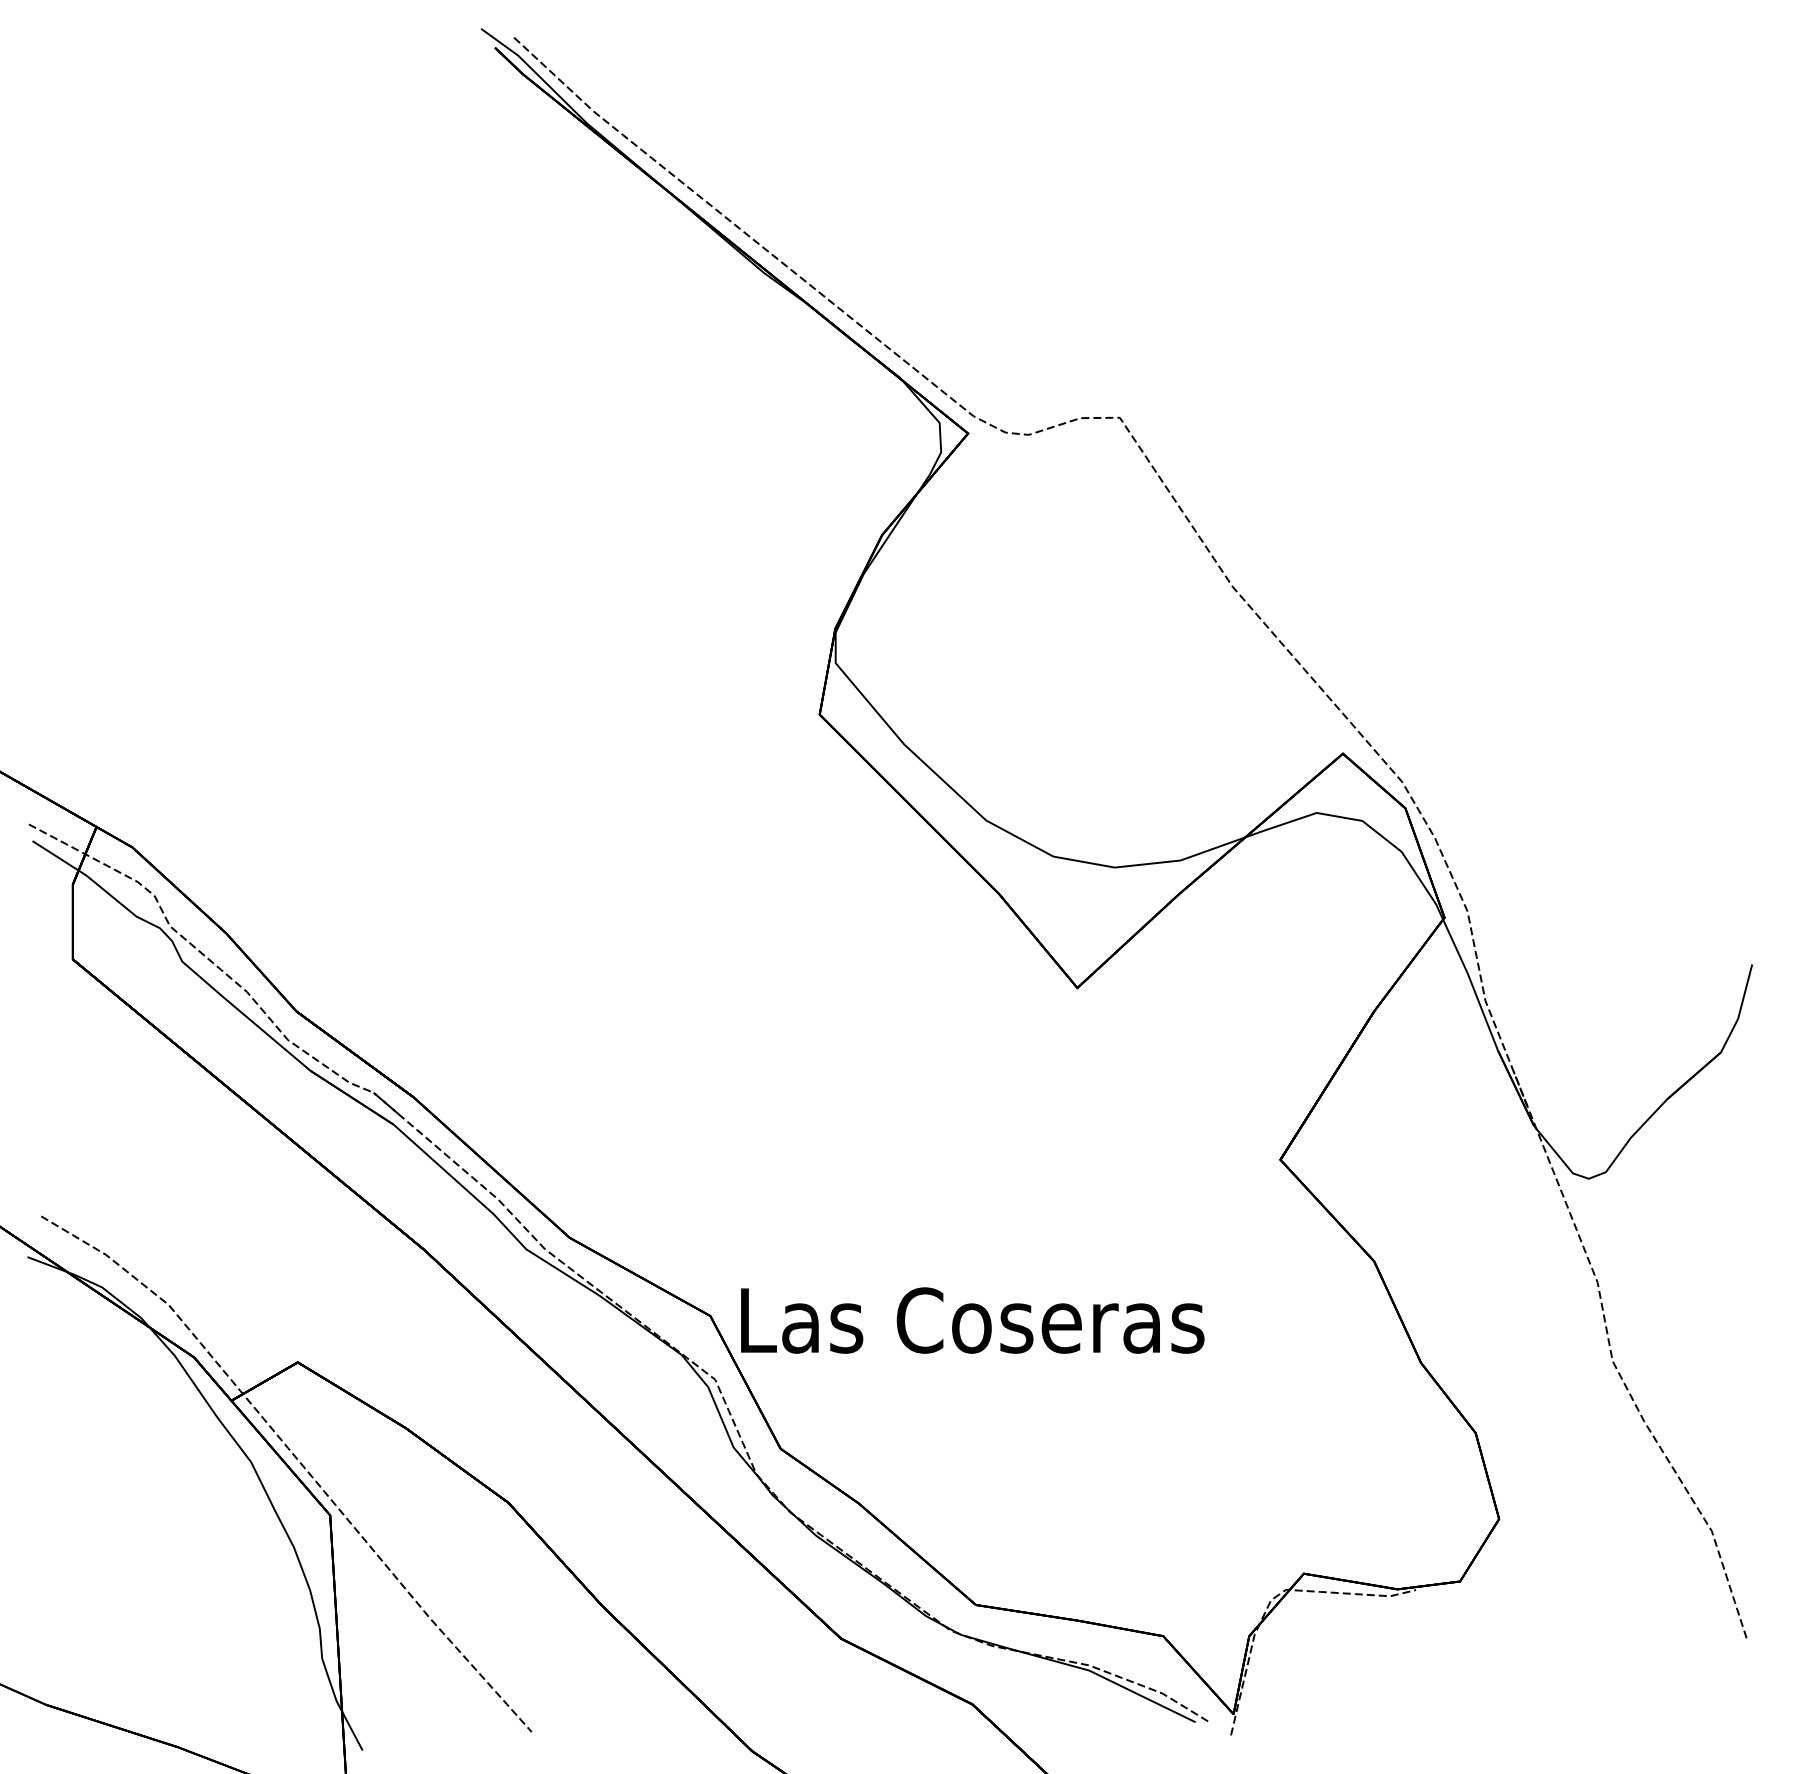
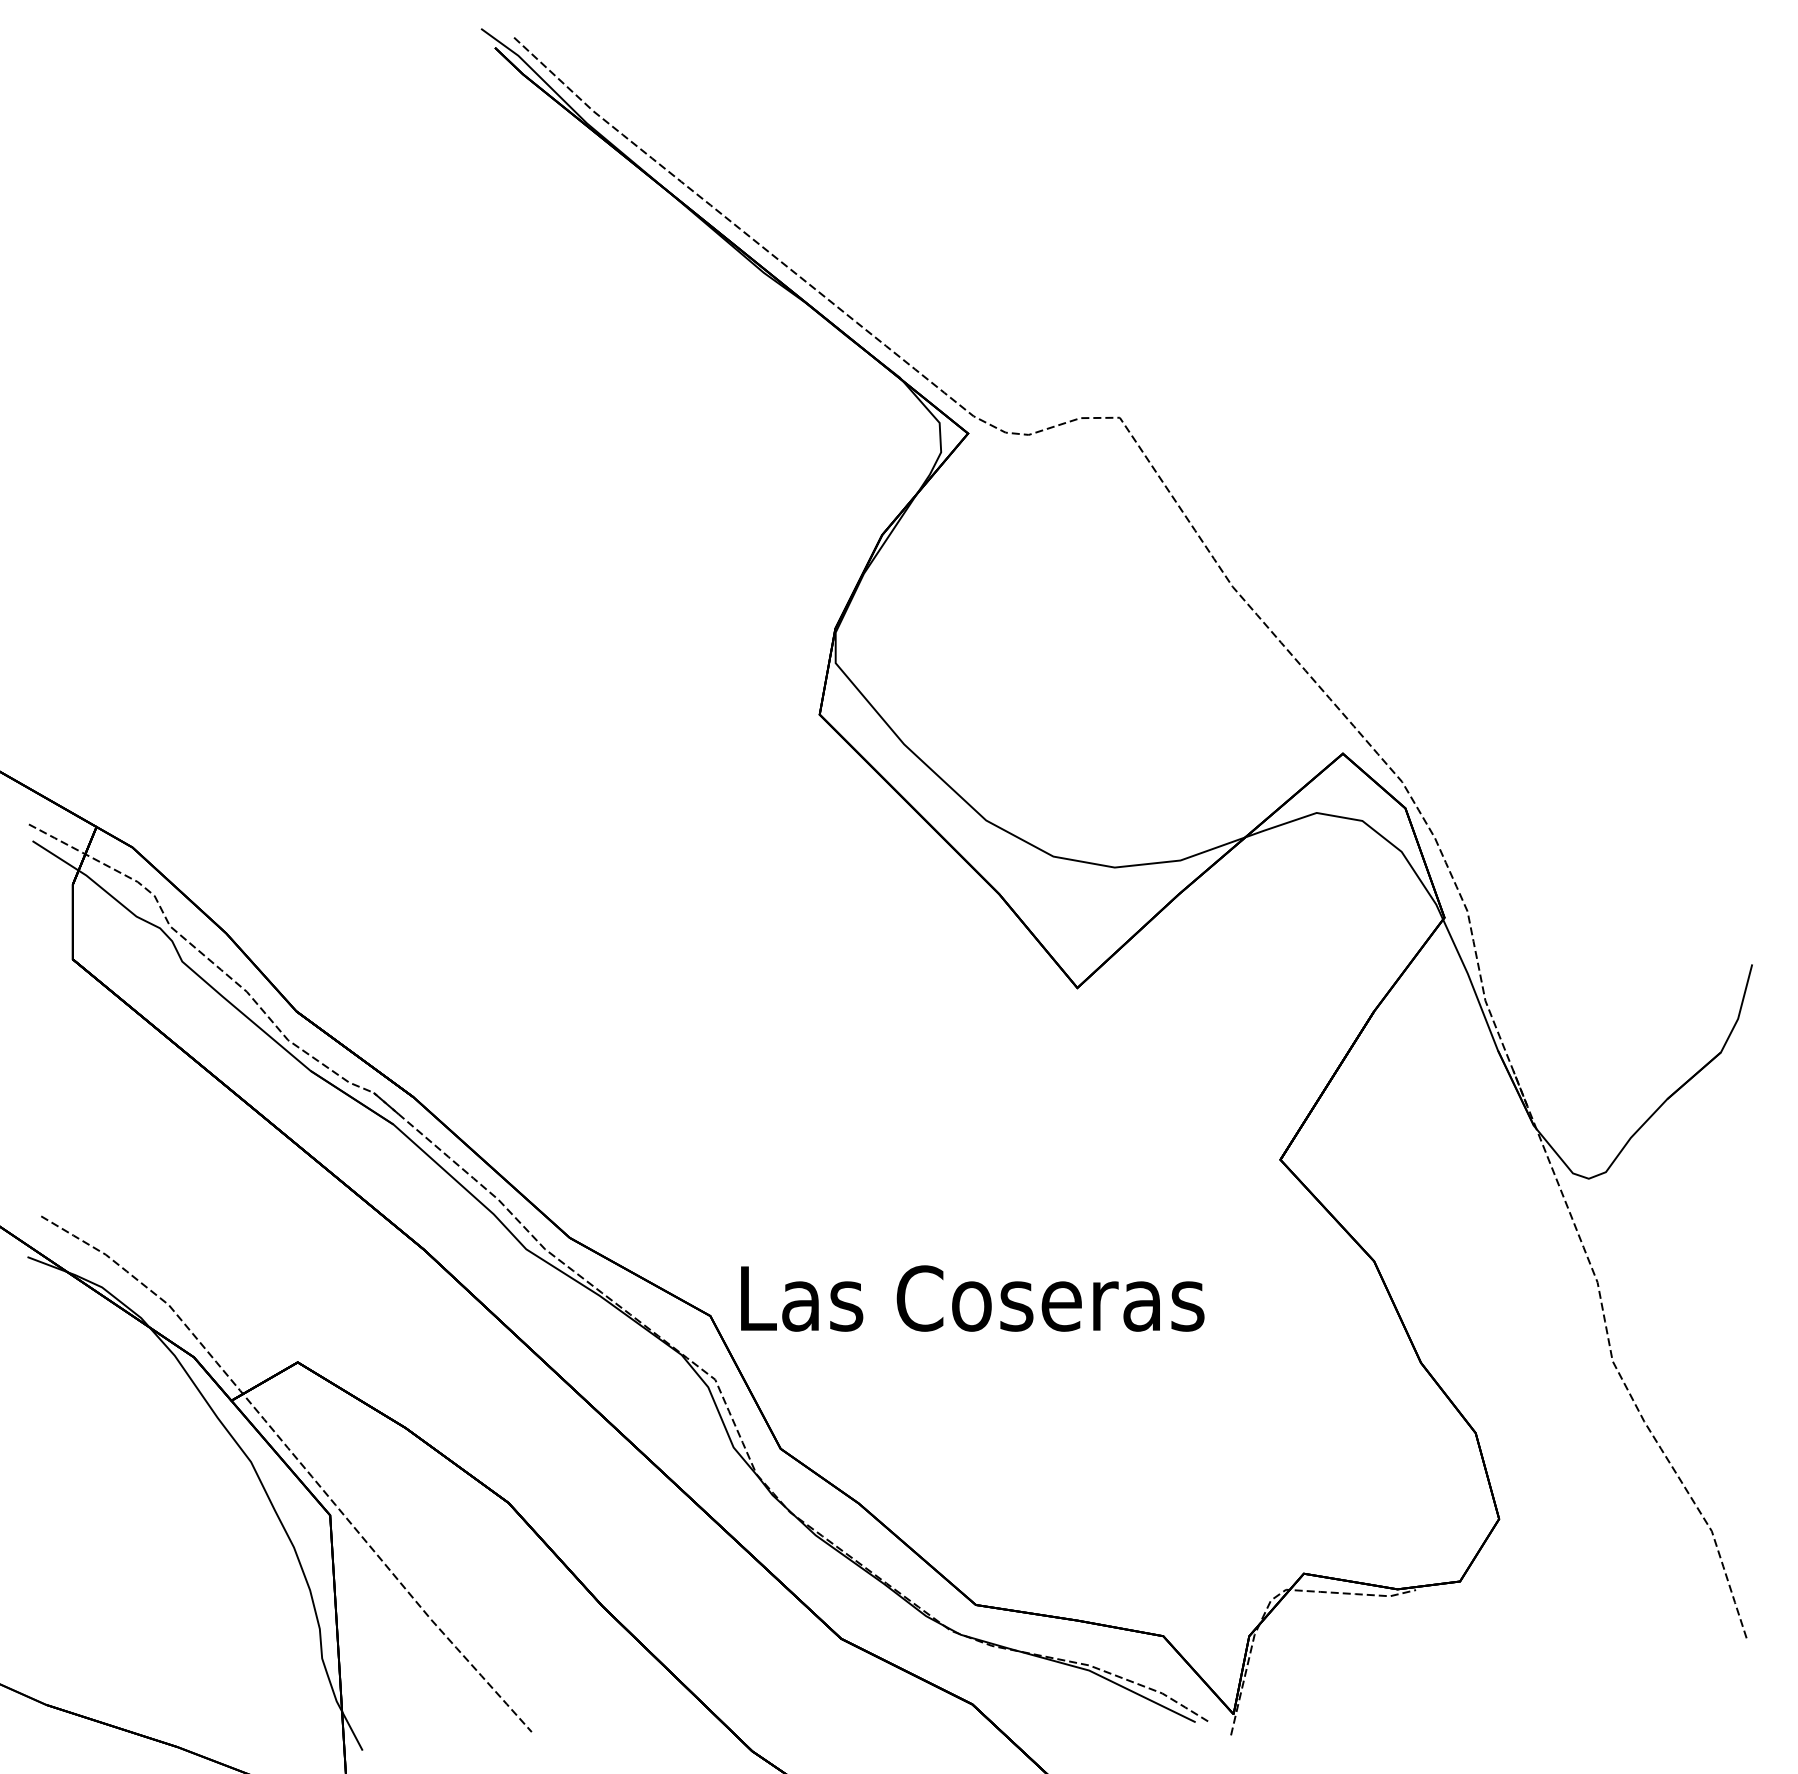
text position: (972, 1320) -> (972, 1298) (972, 1298)
